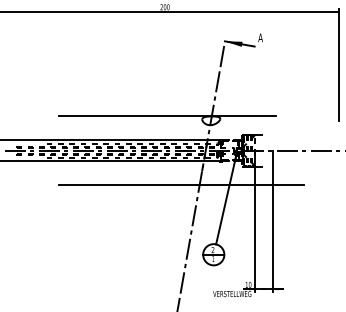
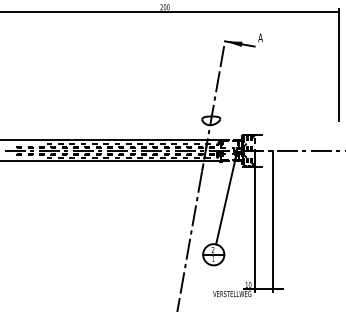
line: present -> none (167, 115)
line: present -> none (181, 185)
